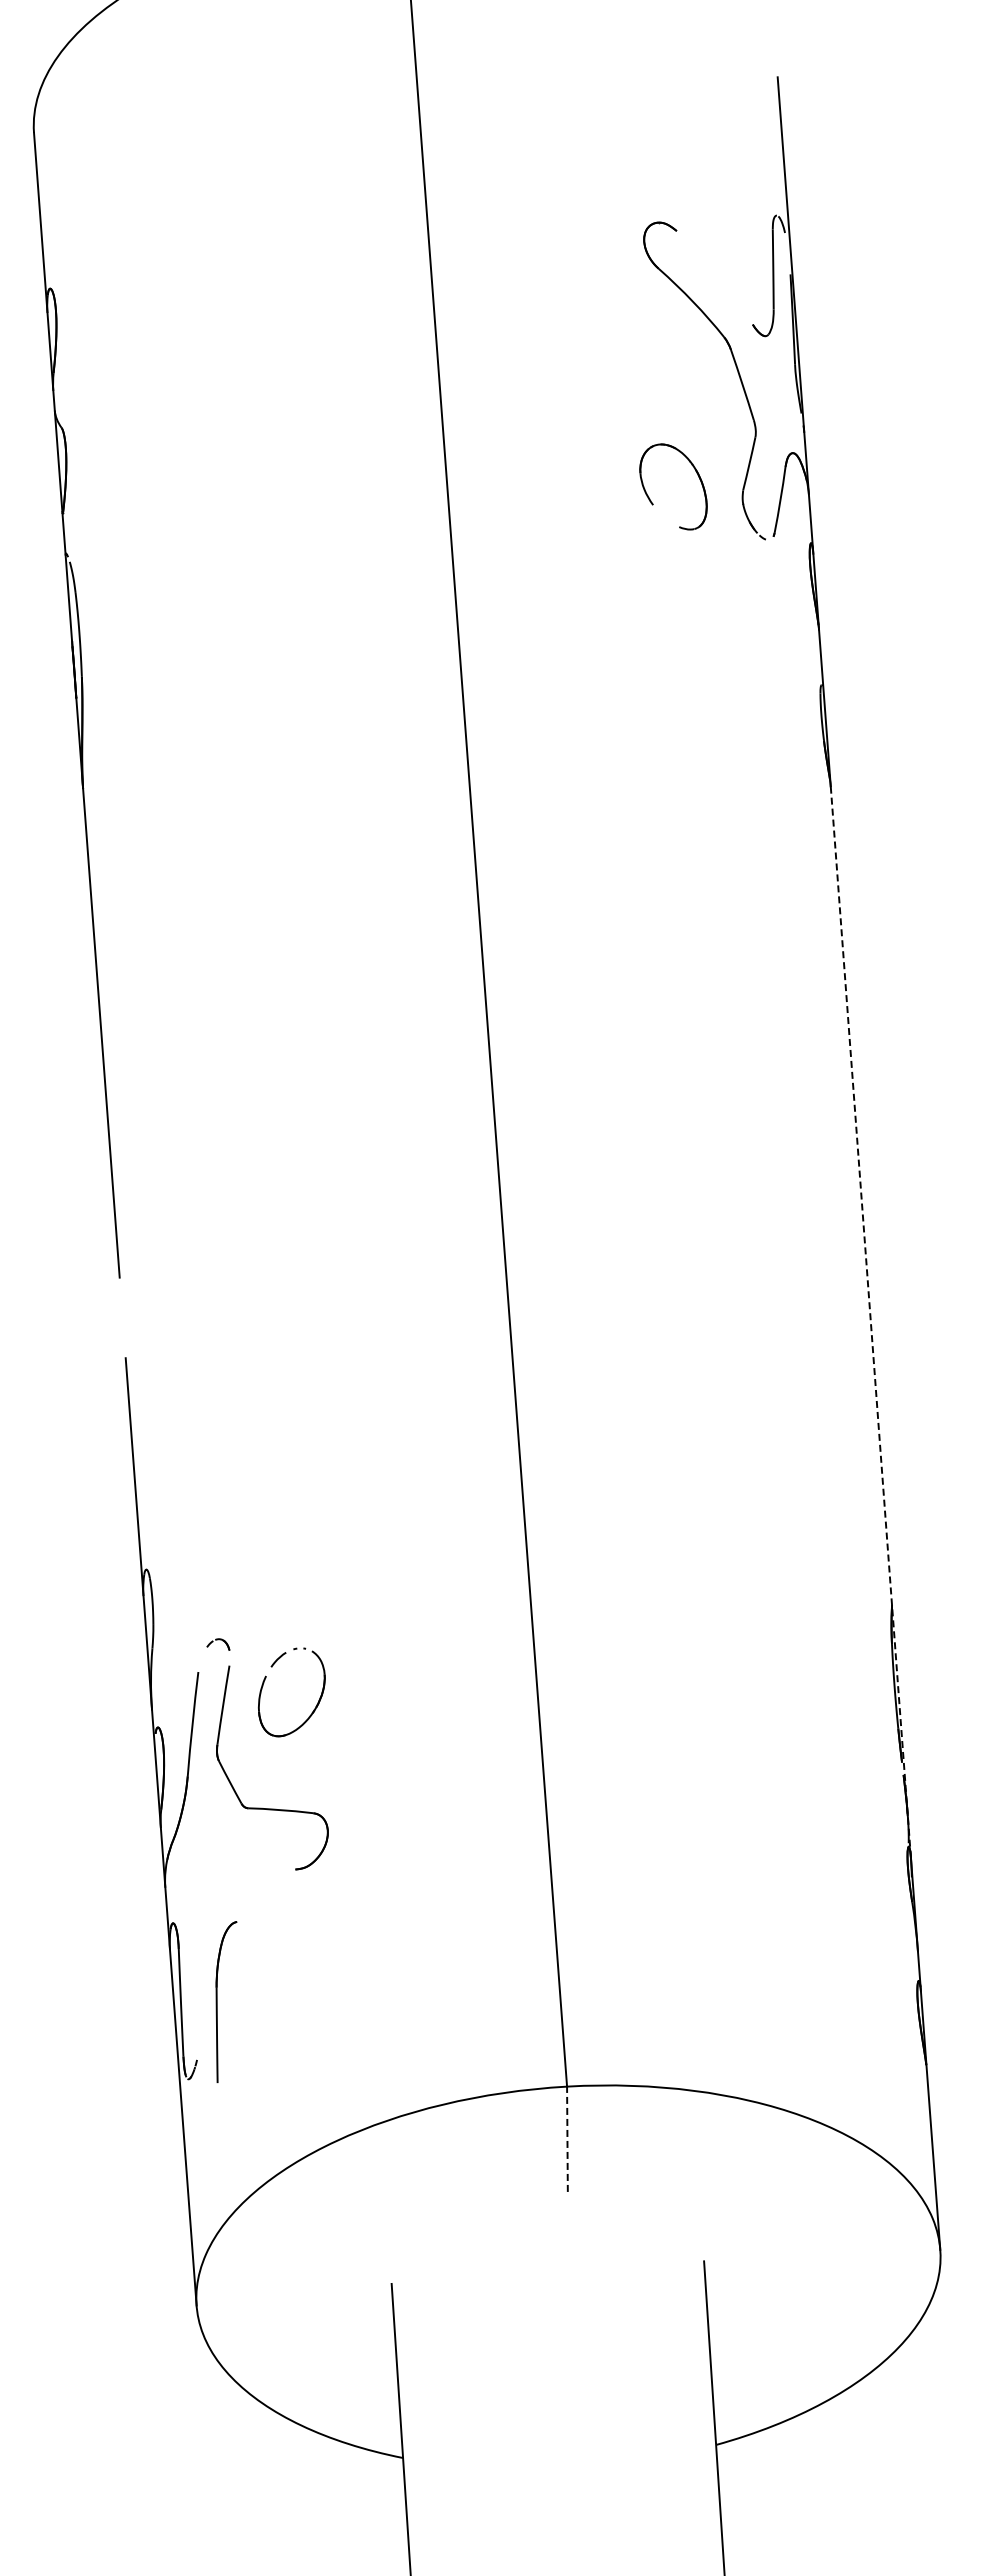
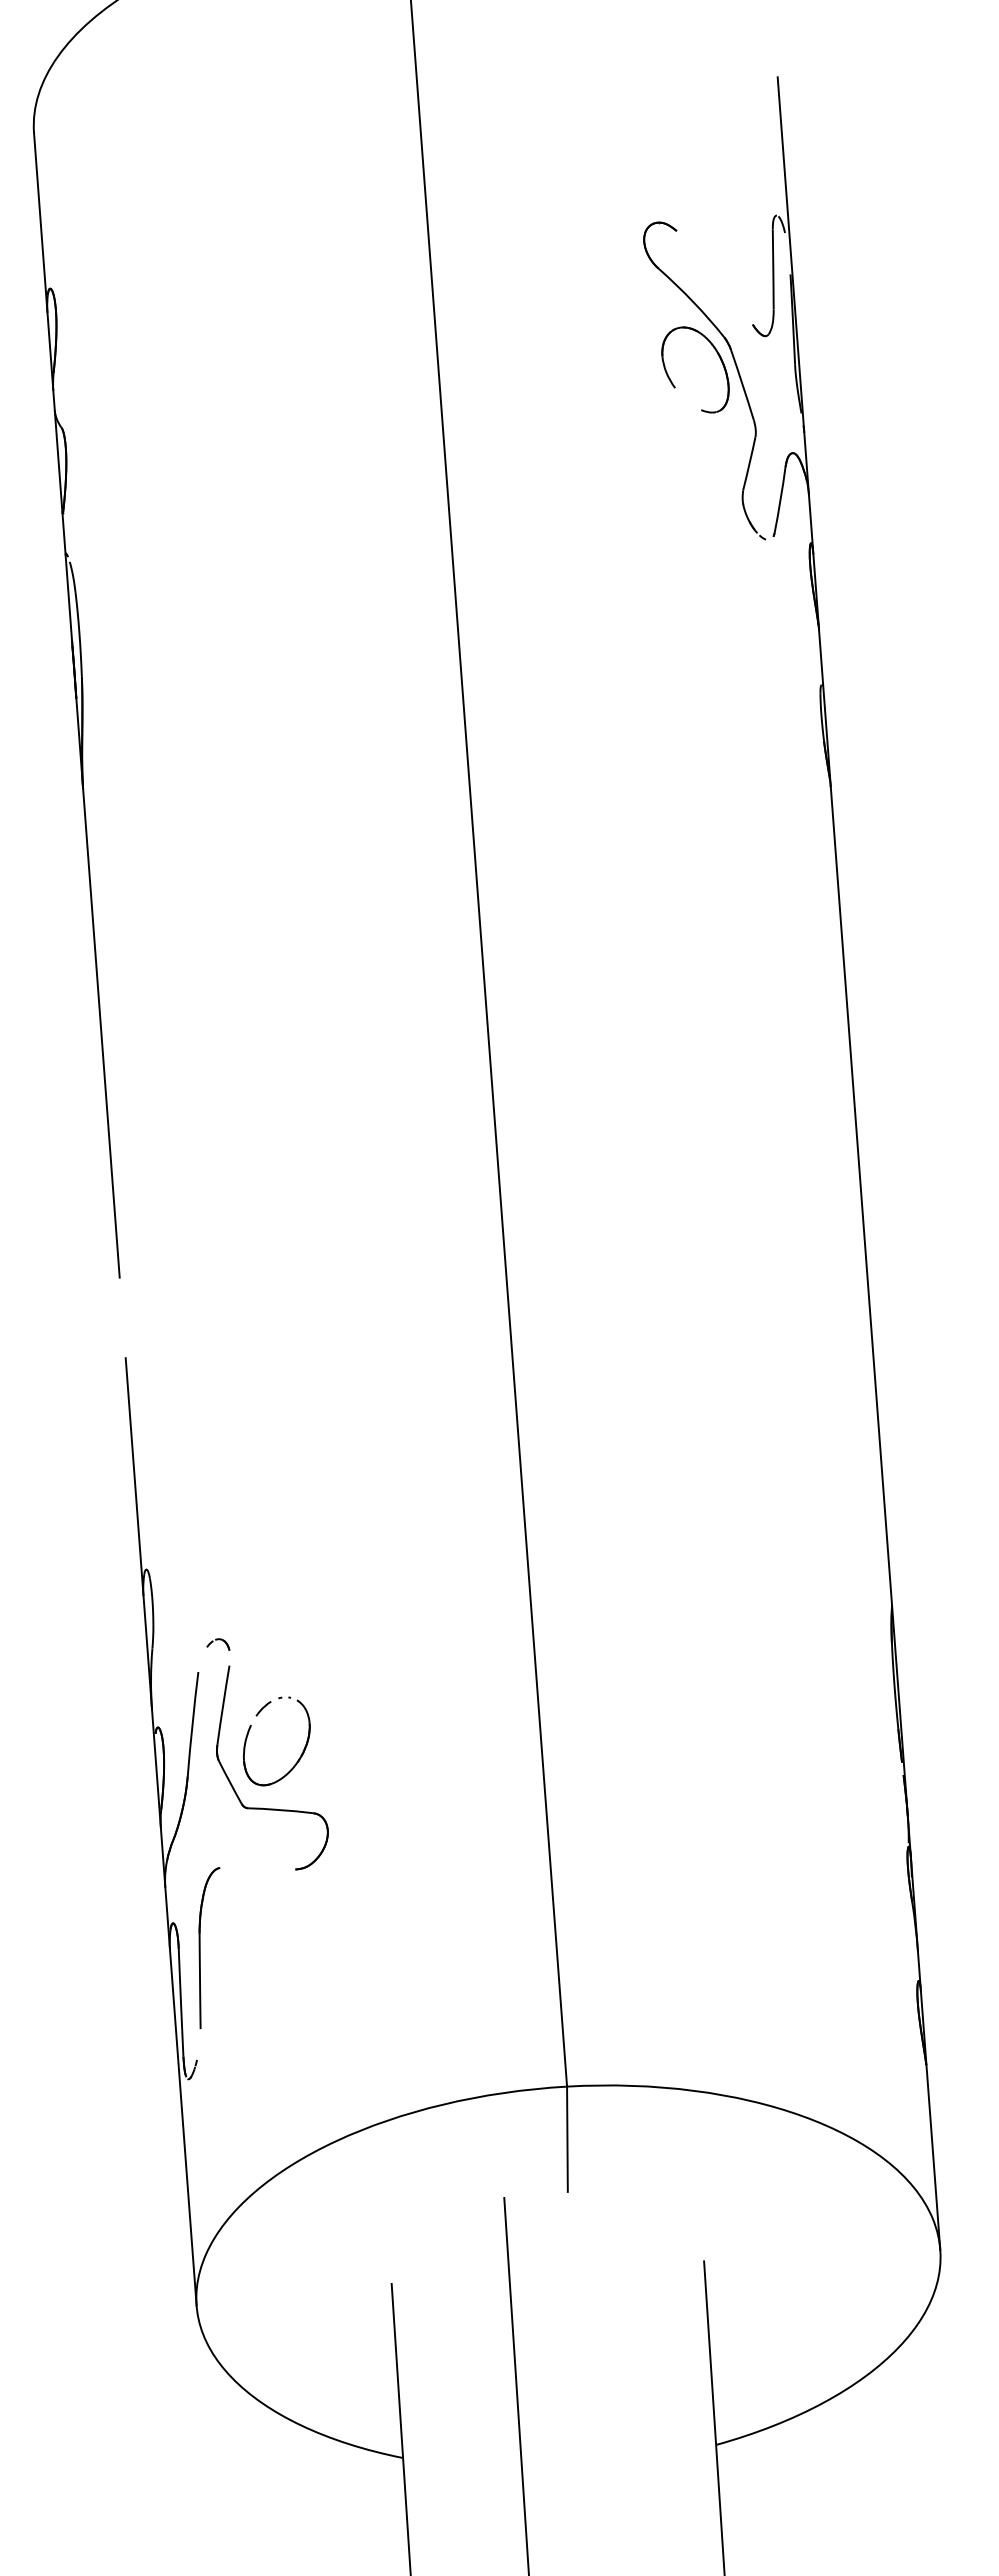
part position: (651, 500) -> (673, 383) (673, 383)
line: dashed -> solid (870, 1322)
part position: (316, 1704) -> (301, 1753) (301, 1753)
part position: (217, 2001) -> (200, 1947) (200, 1947)
line: dashed -> solid (567, 2139)
line: none -> present (516, 2384)
